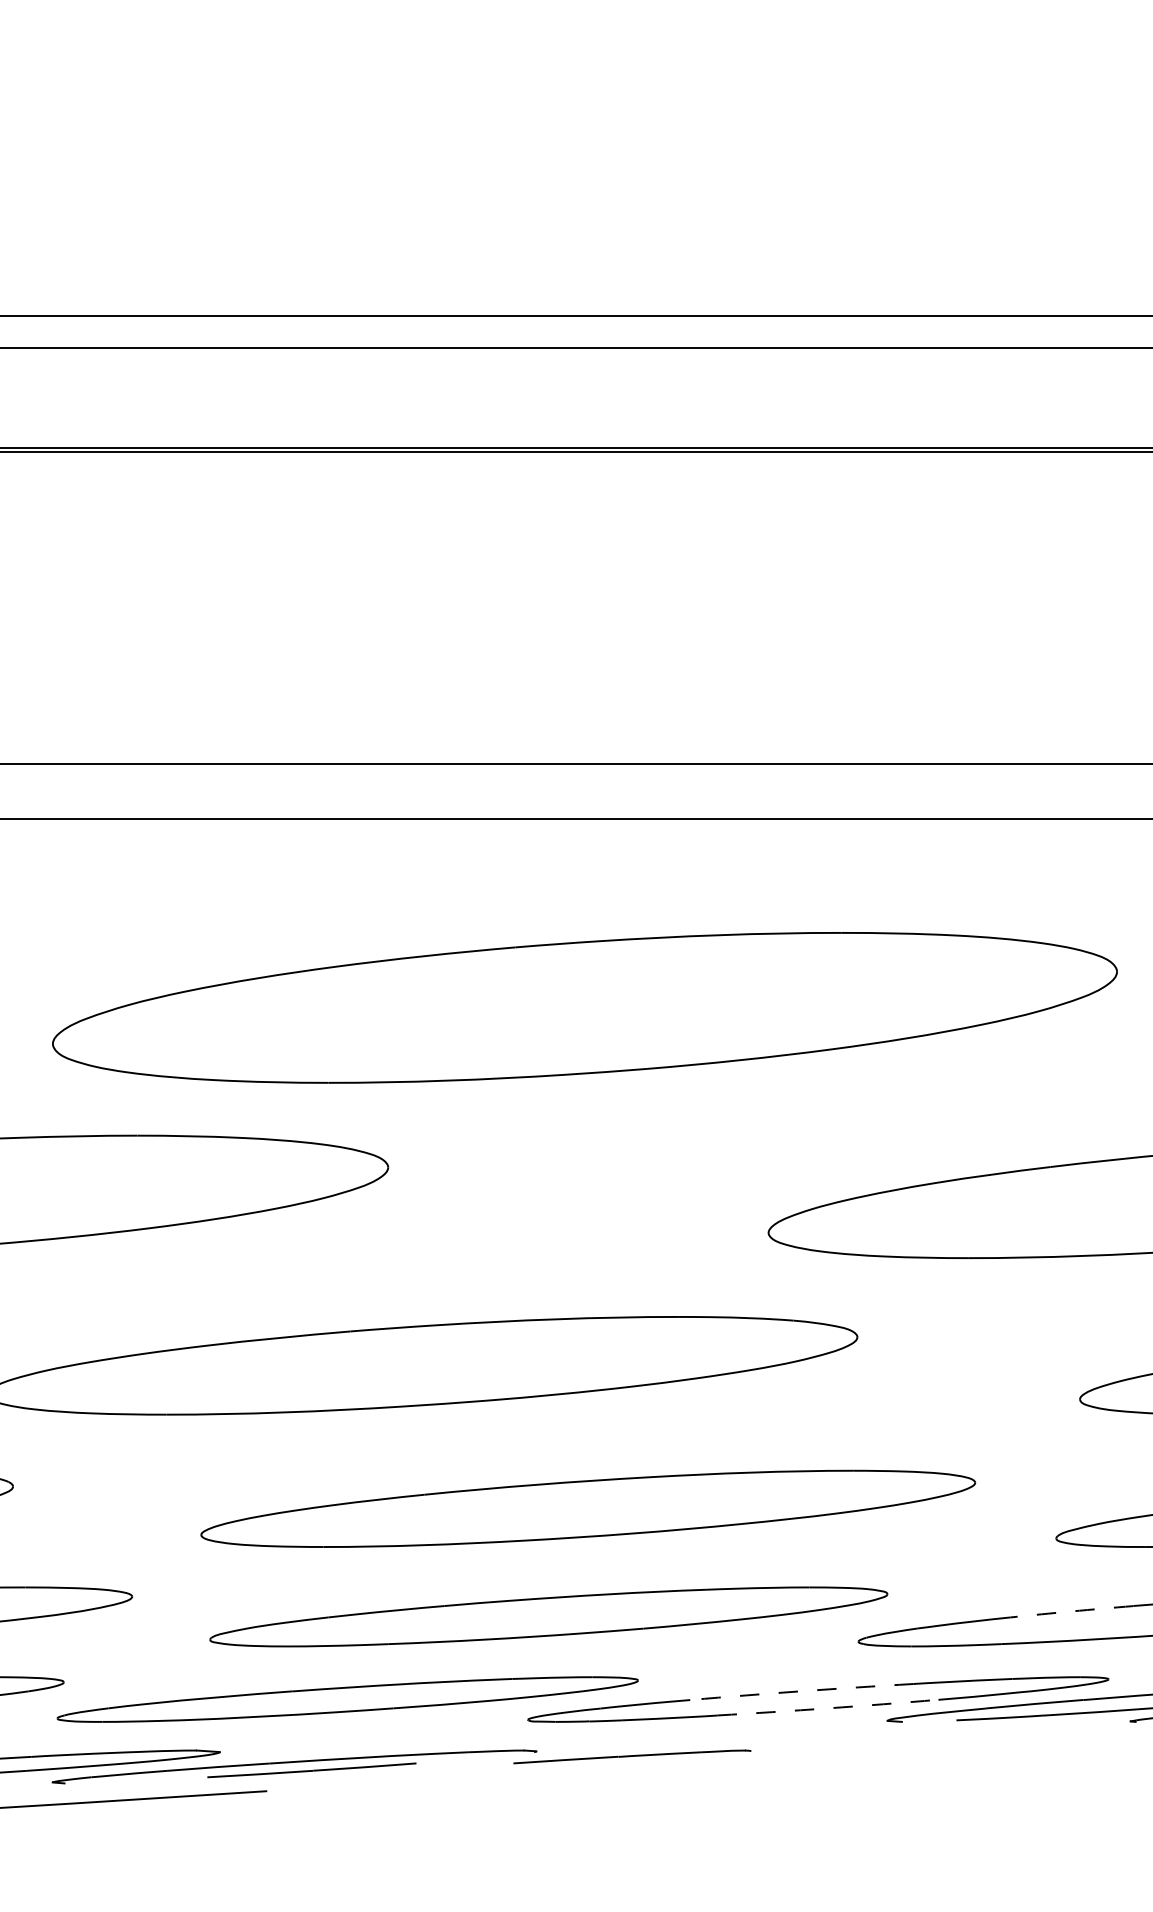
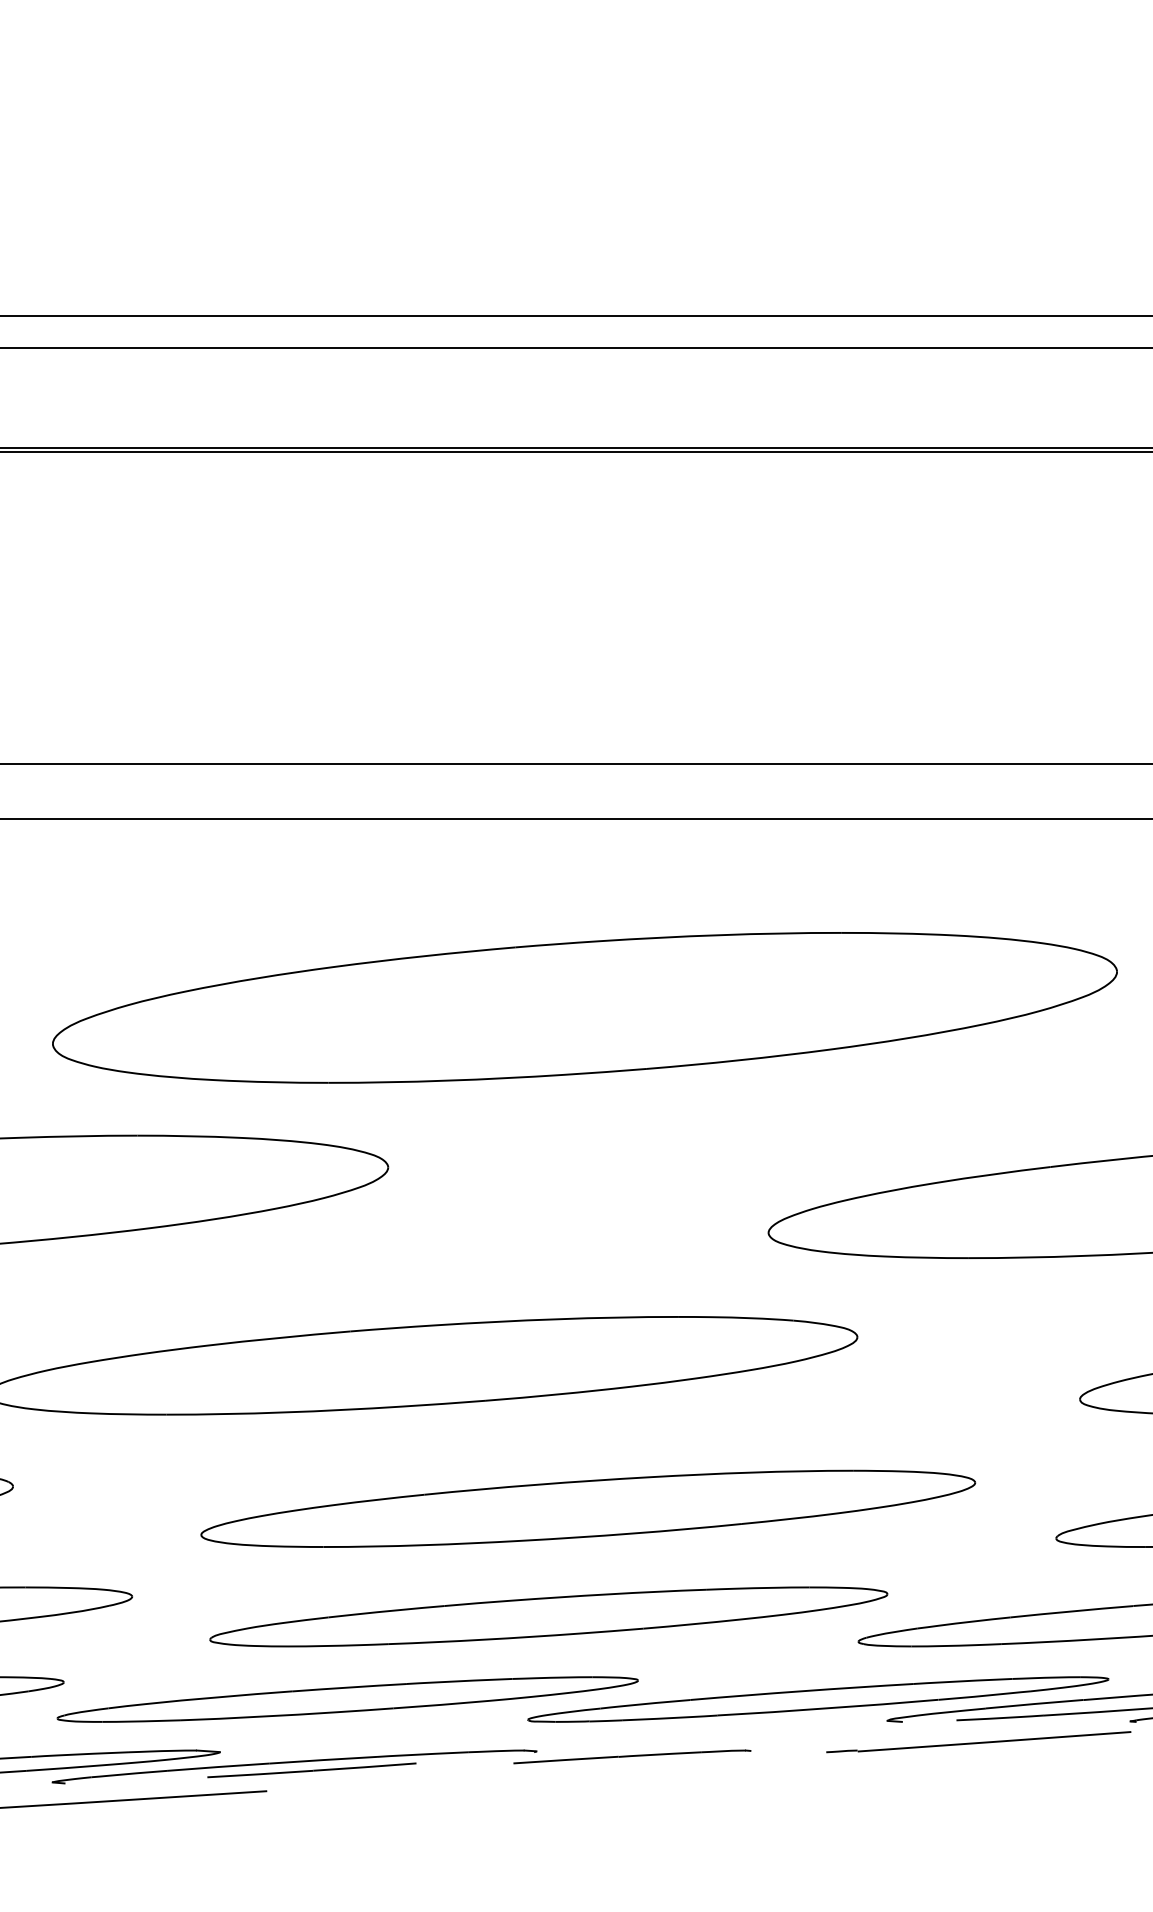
arc: dashed -> solid (1071, 1611)
arc: dashed -> solid (801, 1691)
arc: dashed -> solid (828, 1708)
part: none -> present (978, 1742)
